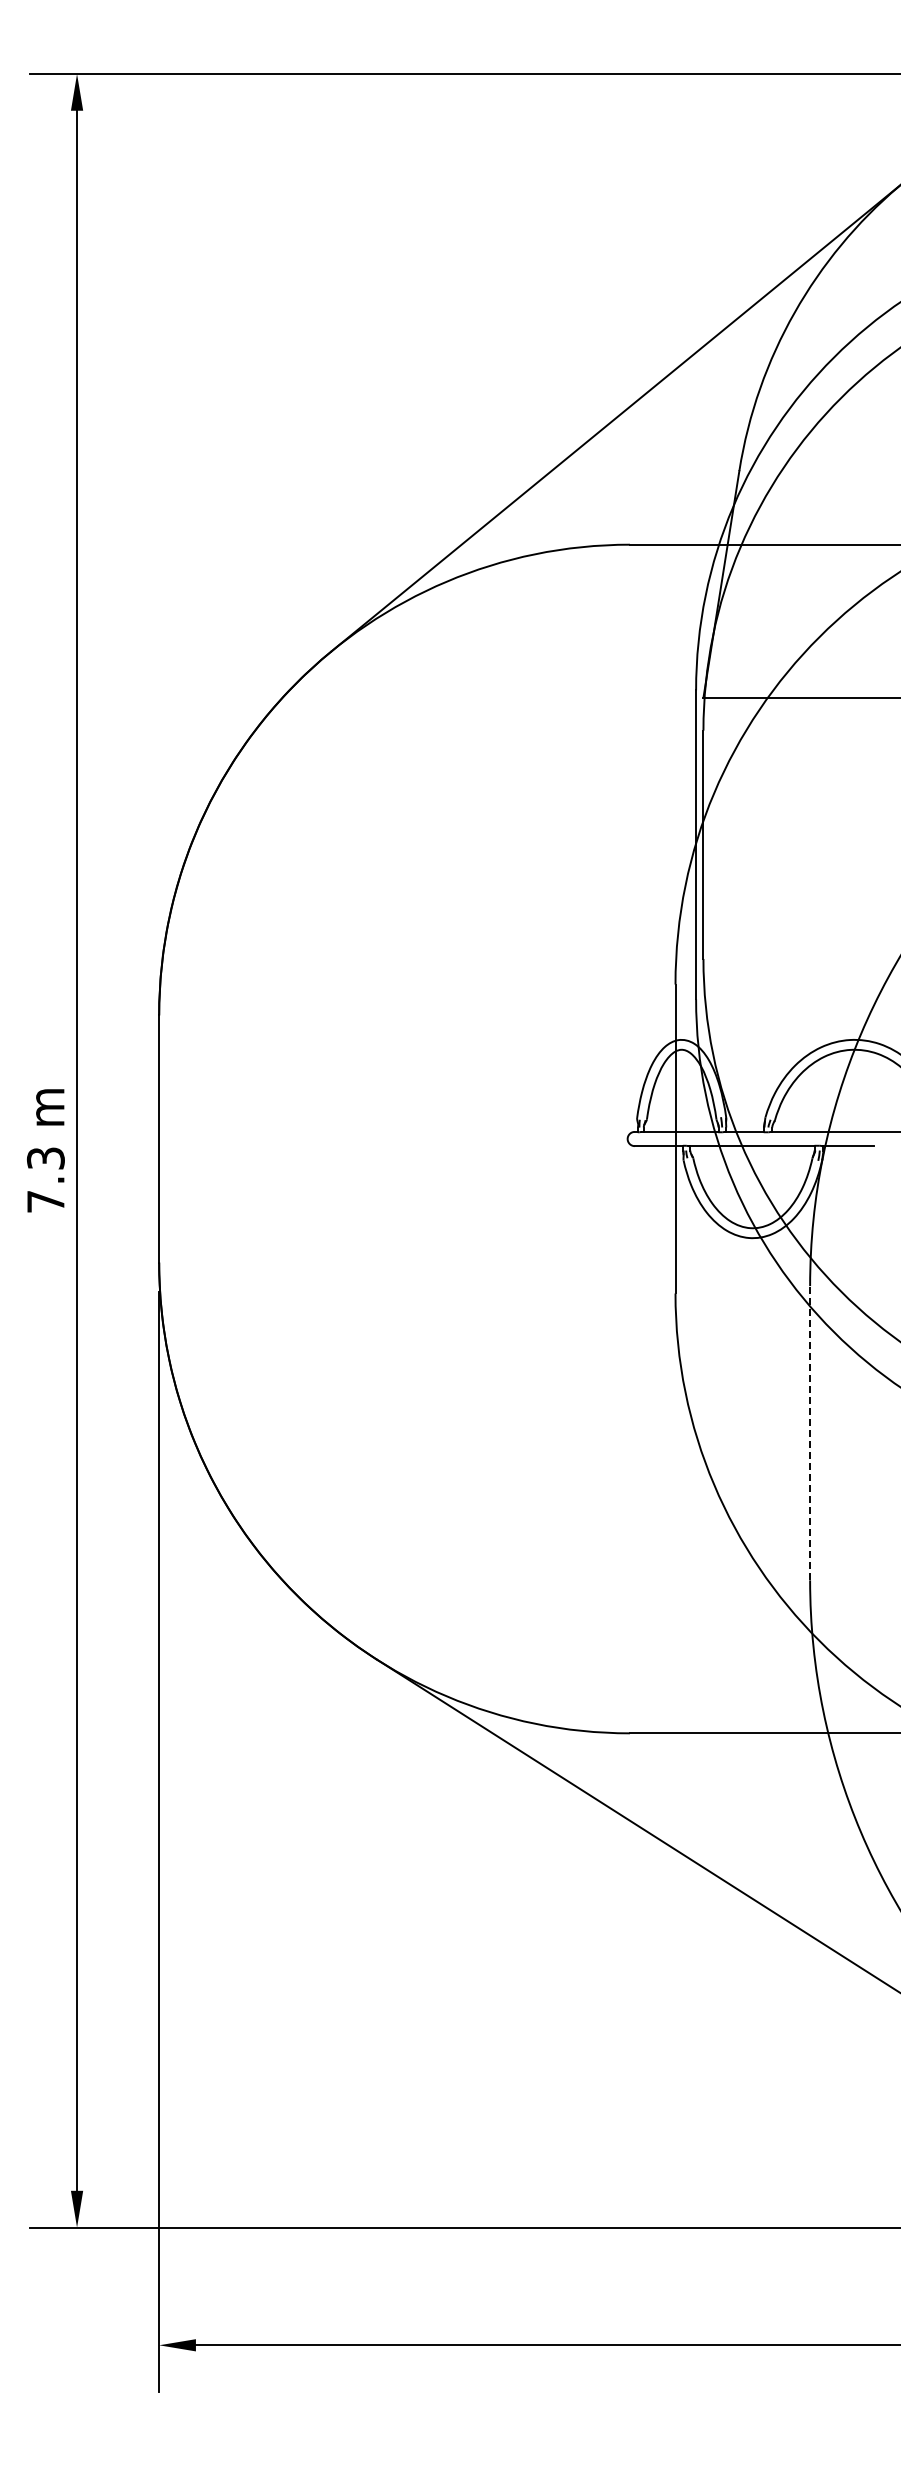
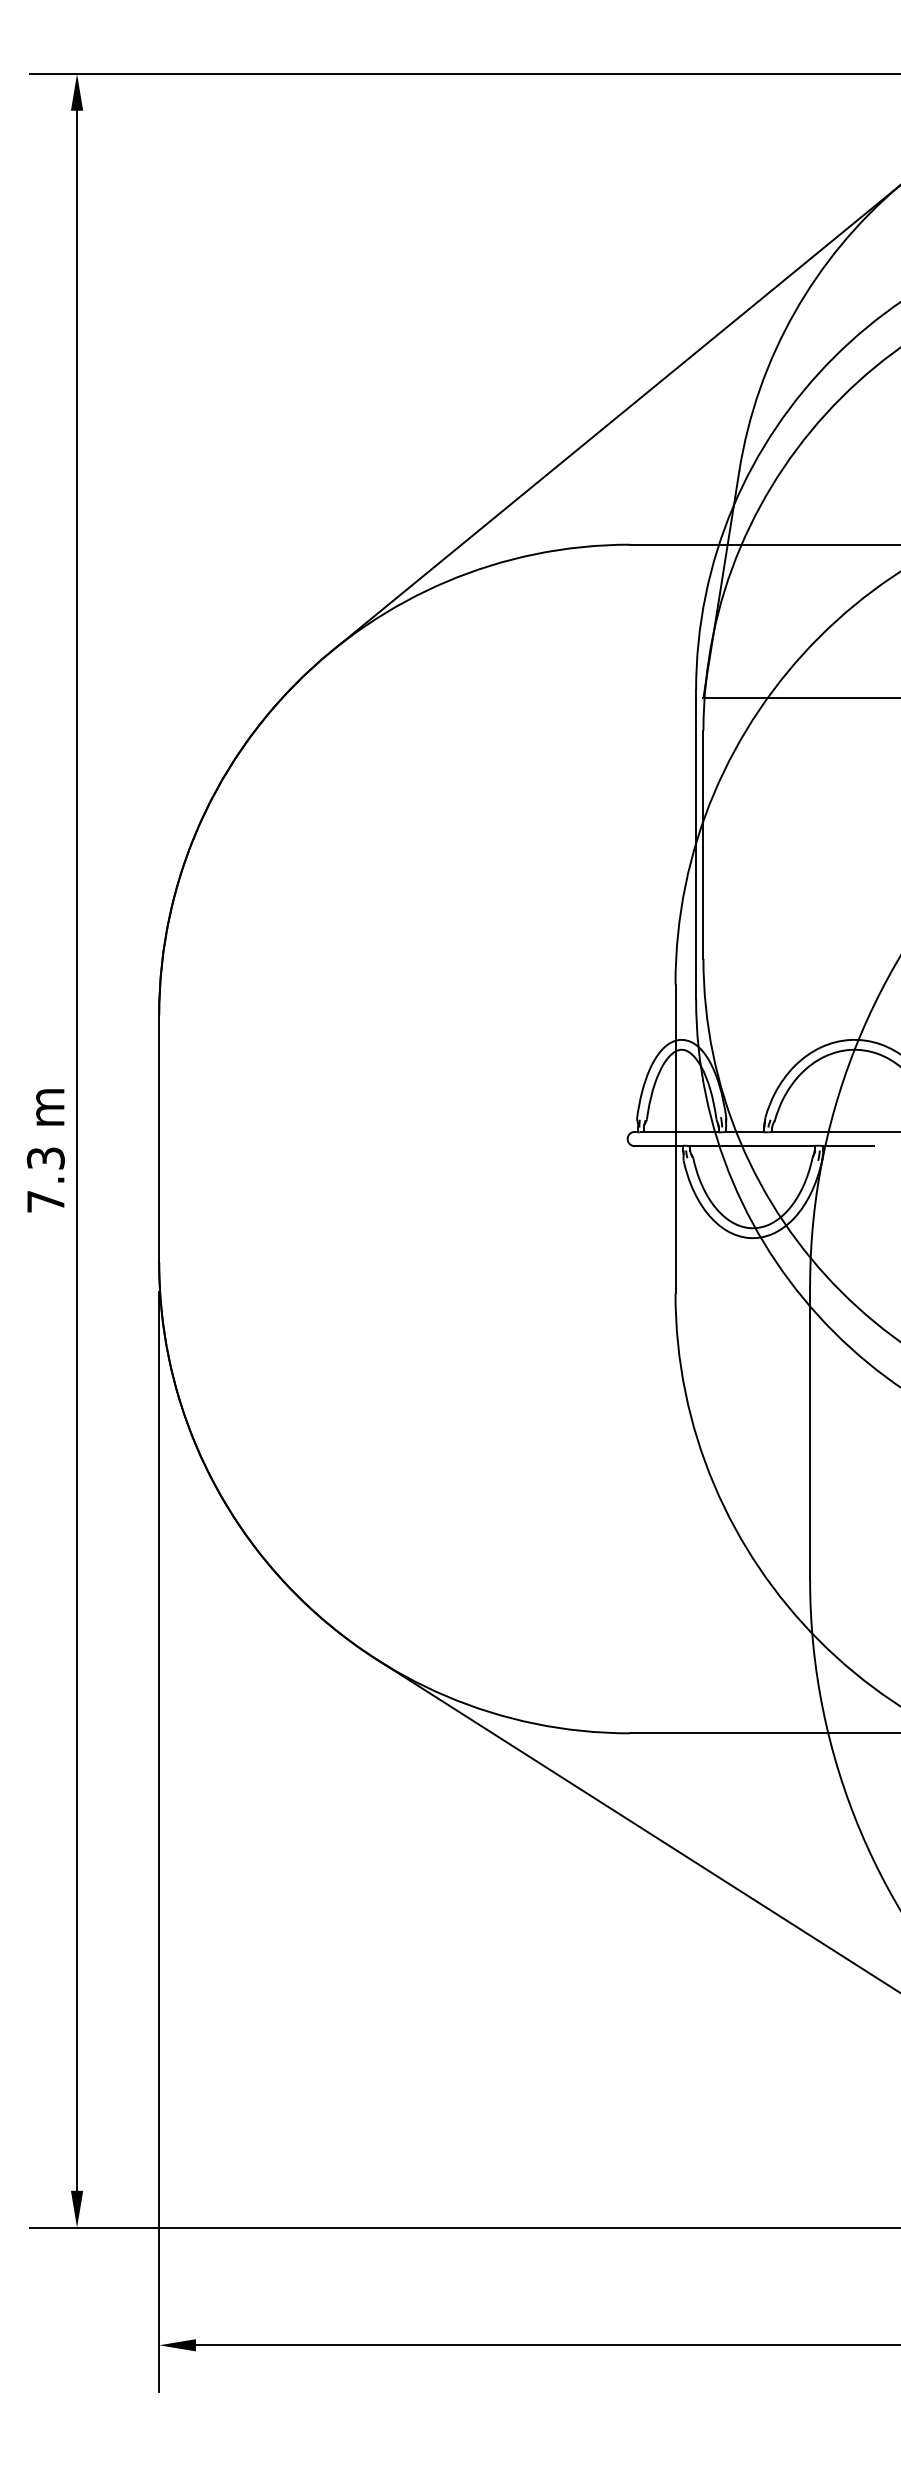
line: dashed -> solid (810, 1432)
